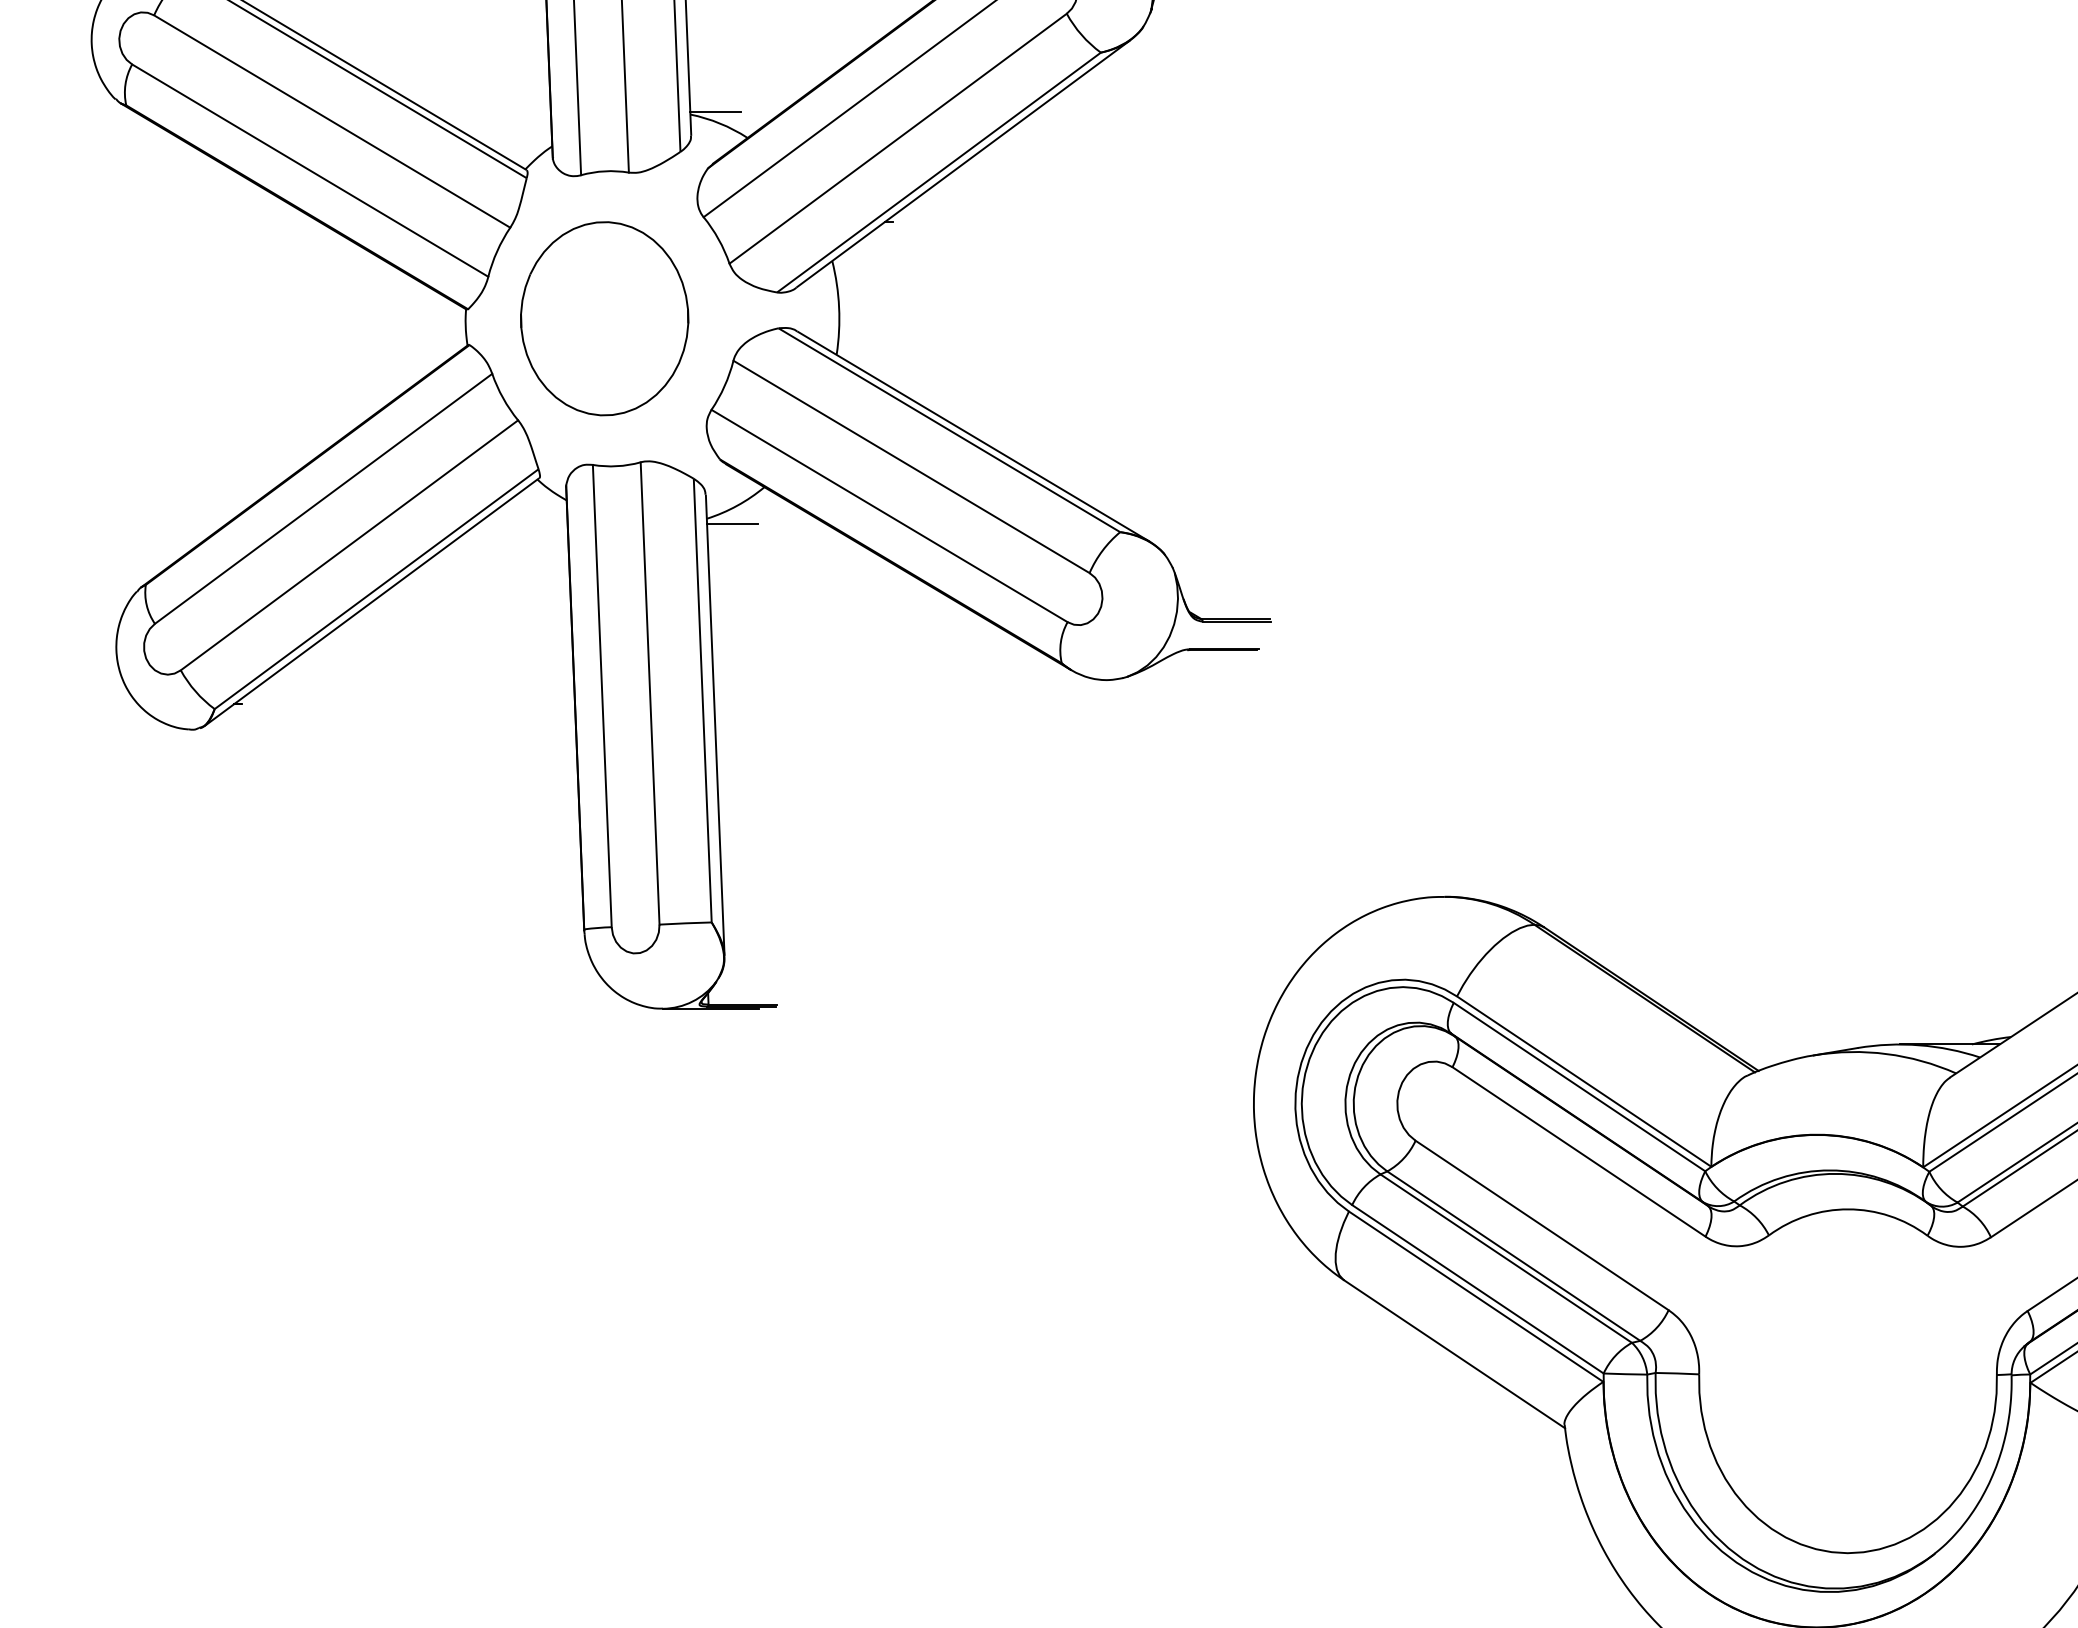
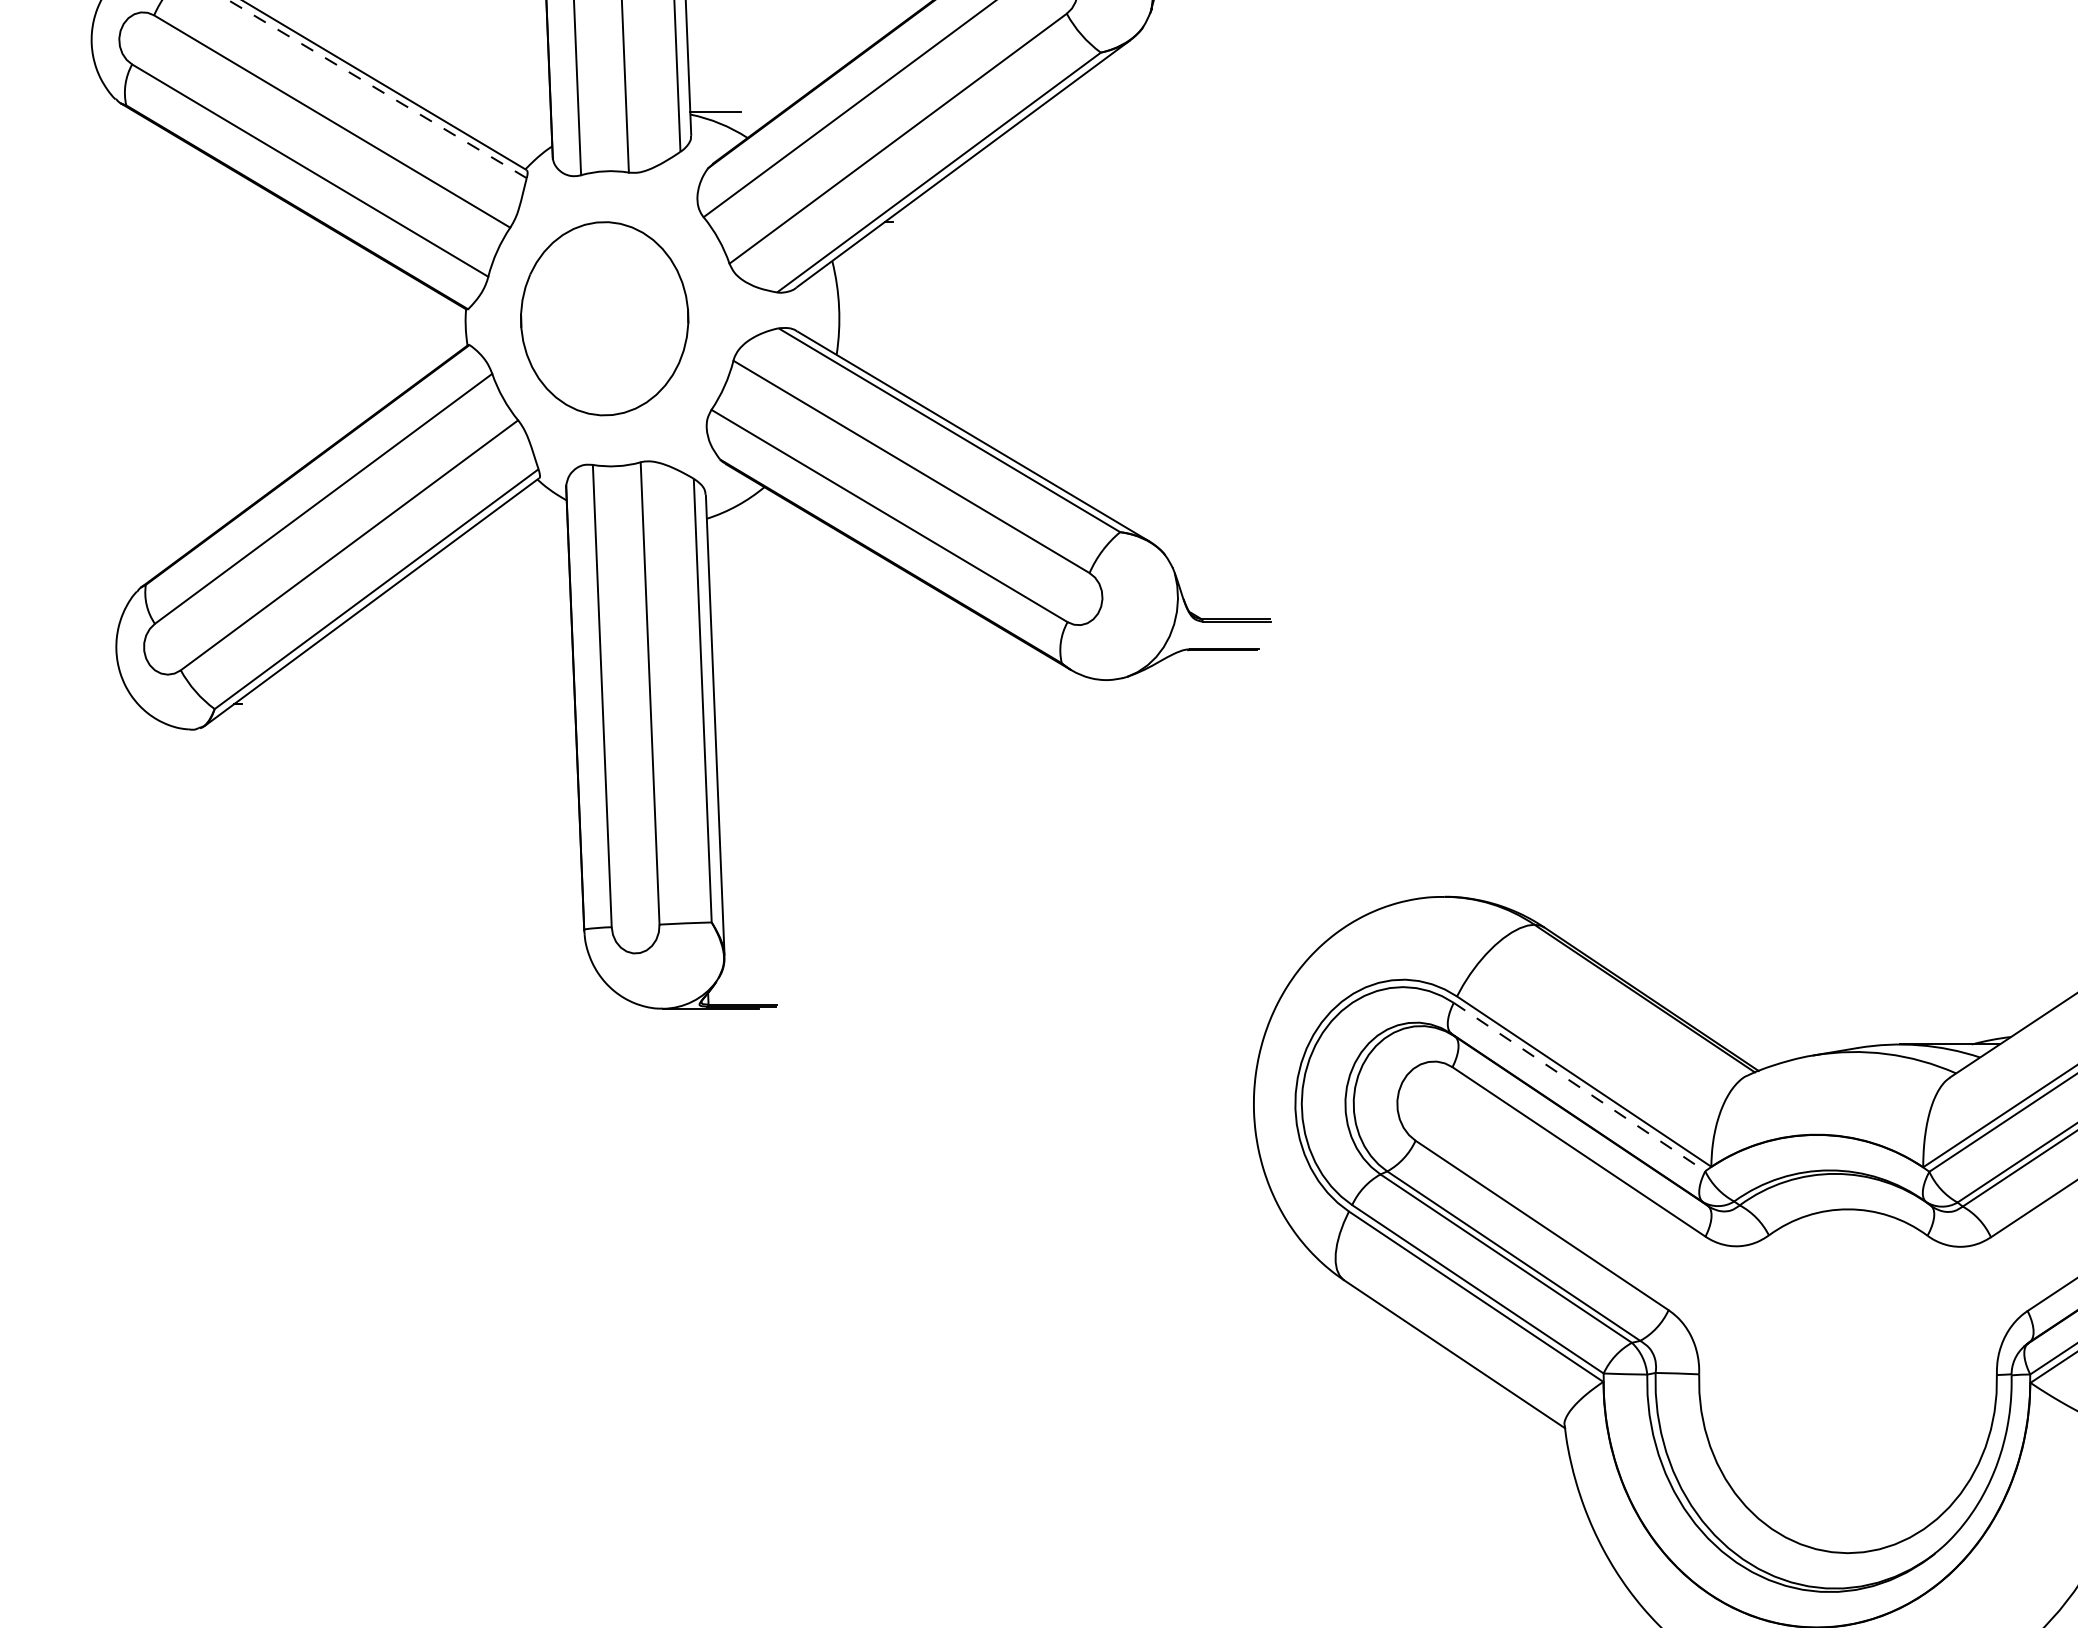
line: solid -> dashed (378, 89)
line: present -> none (732, 524)
line: solid -> dashed (1579, 1087)
